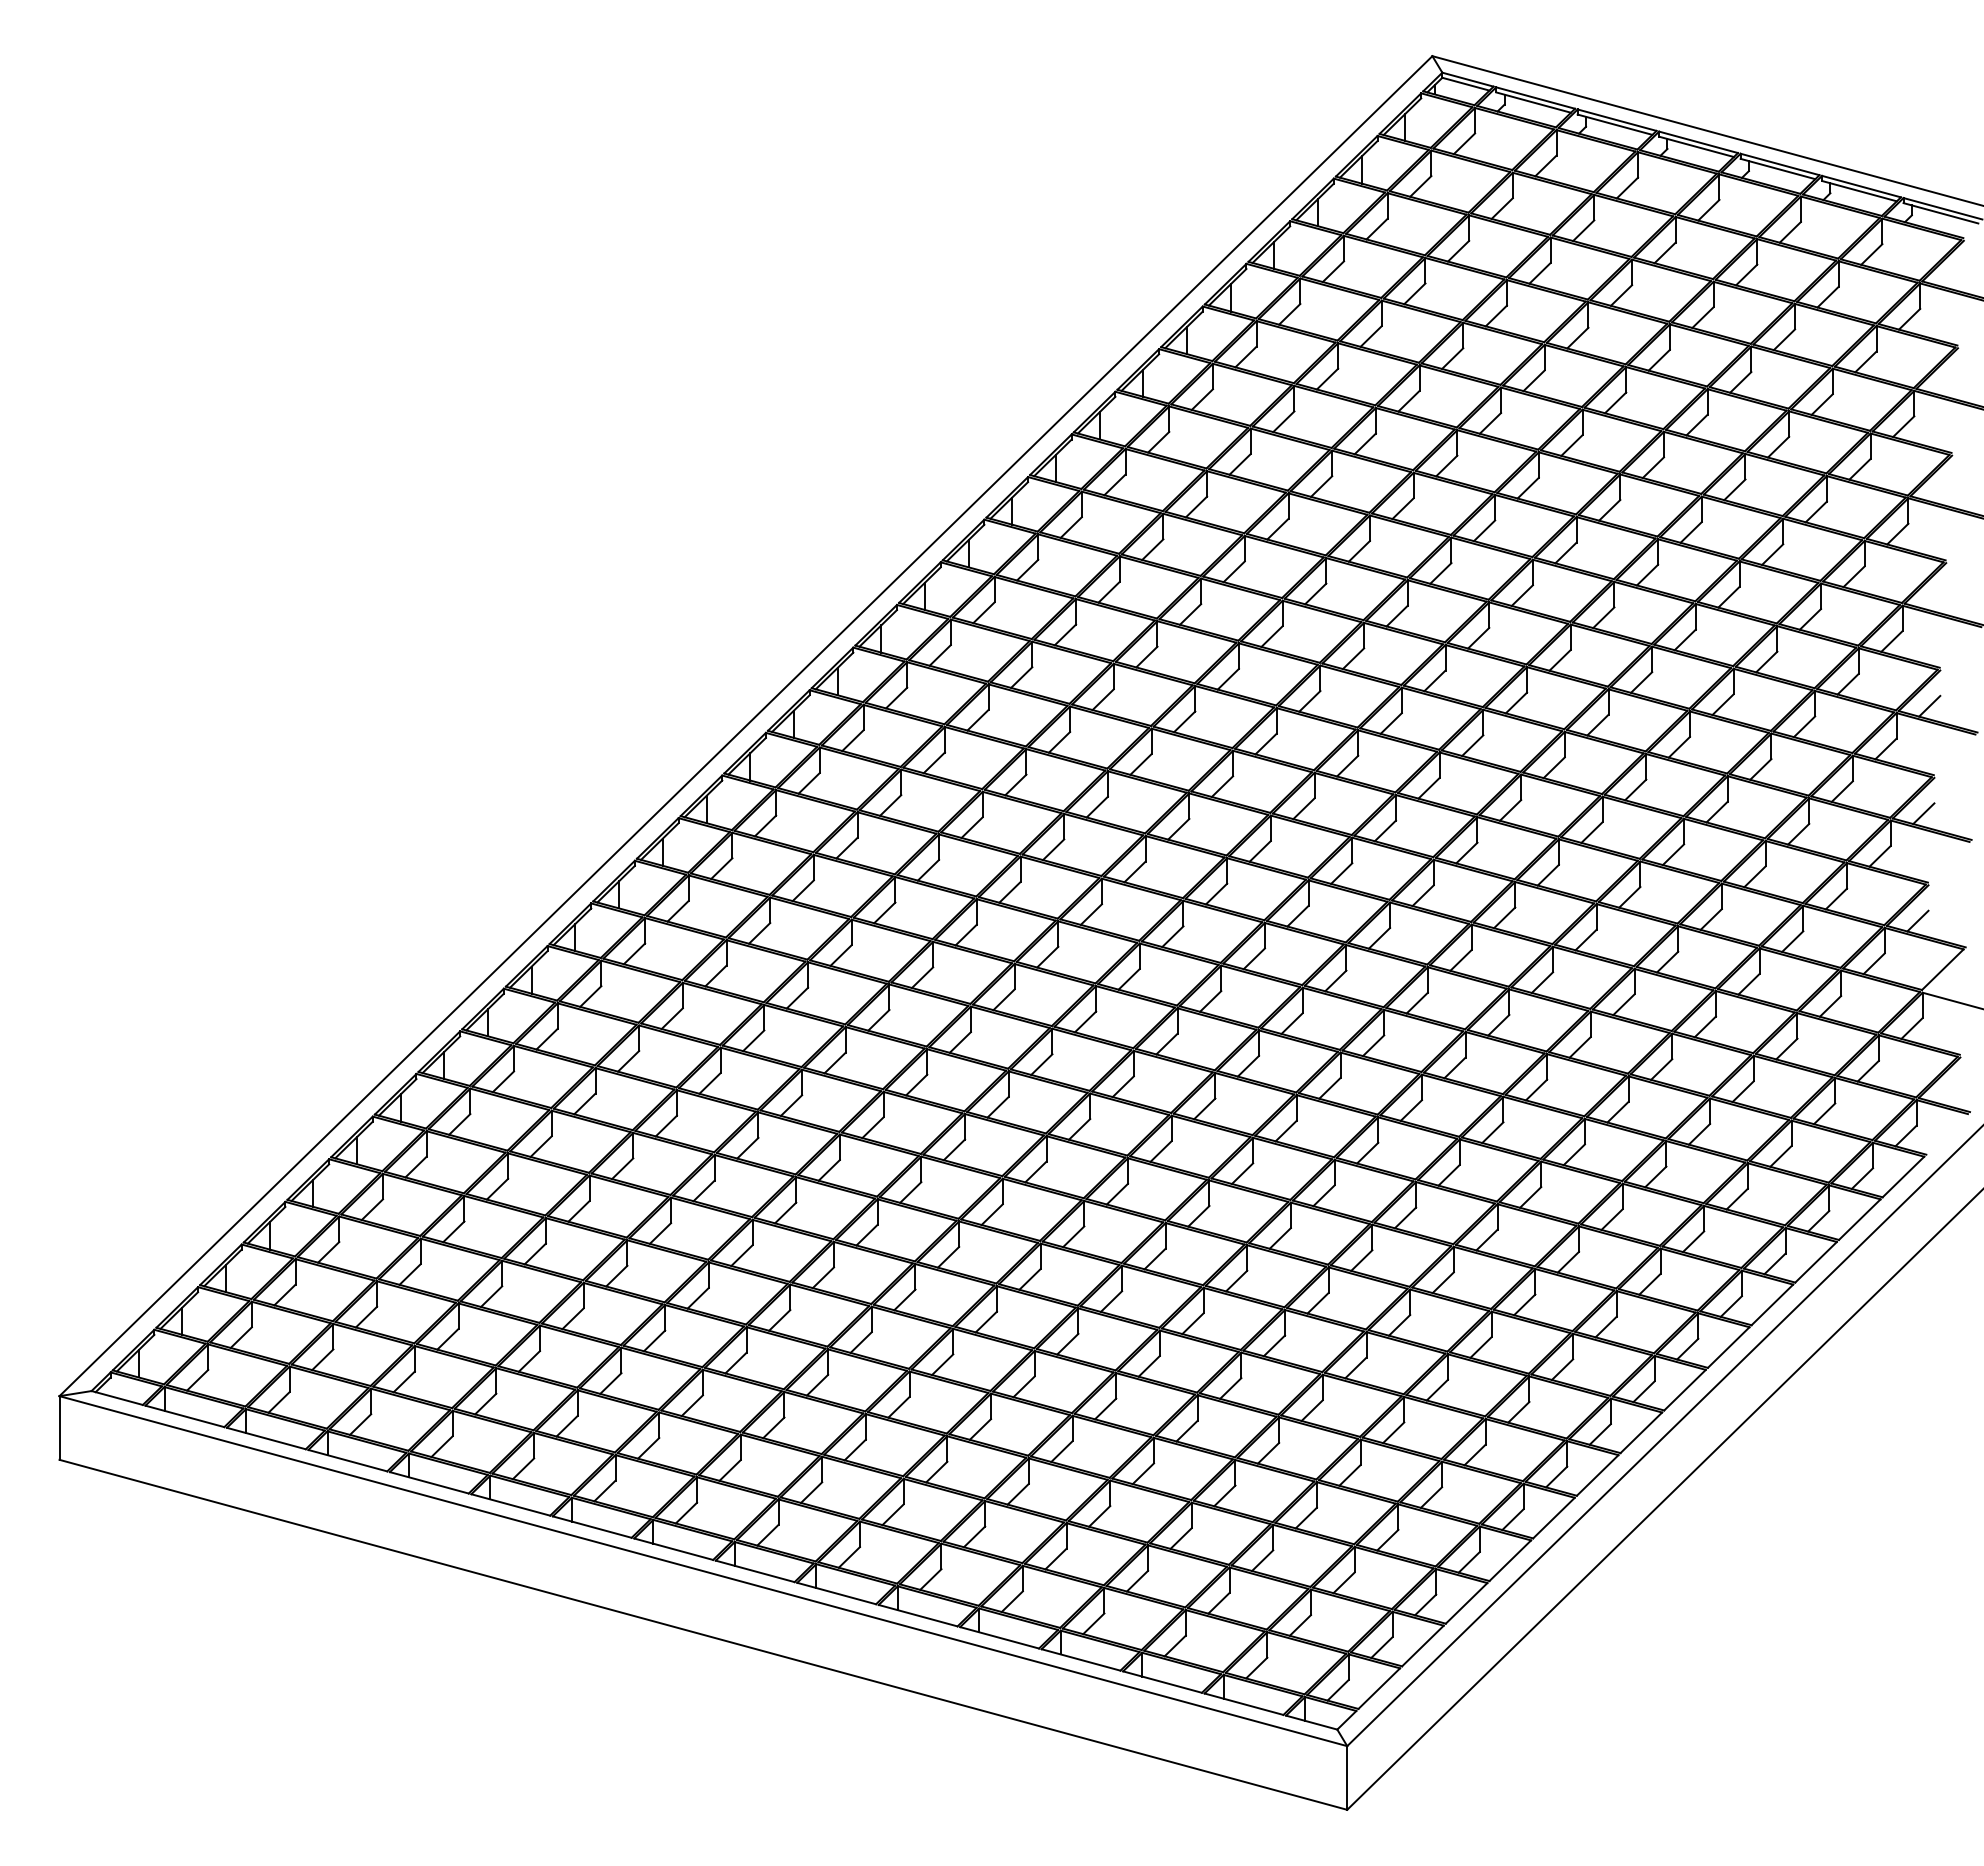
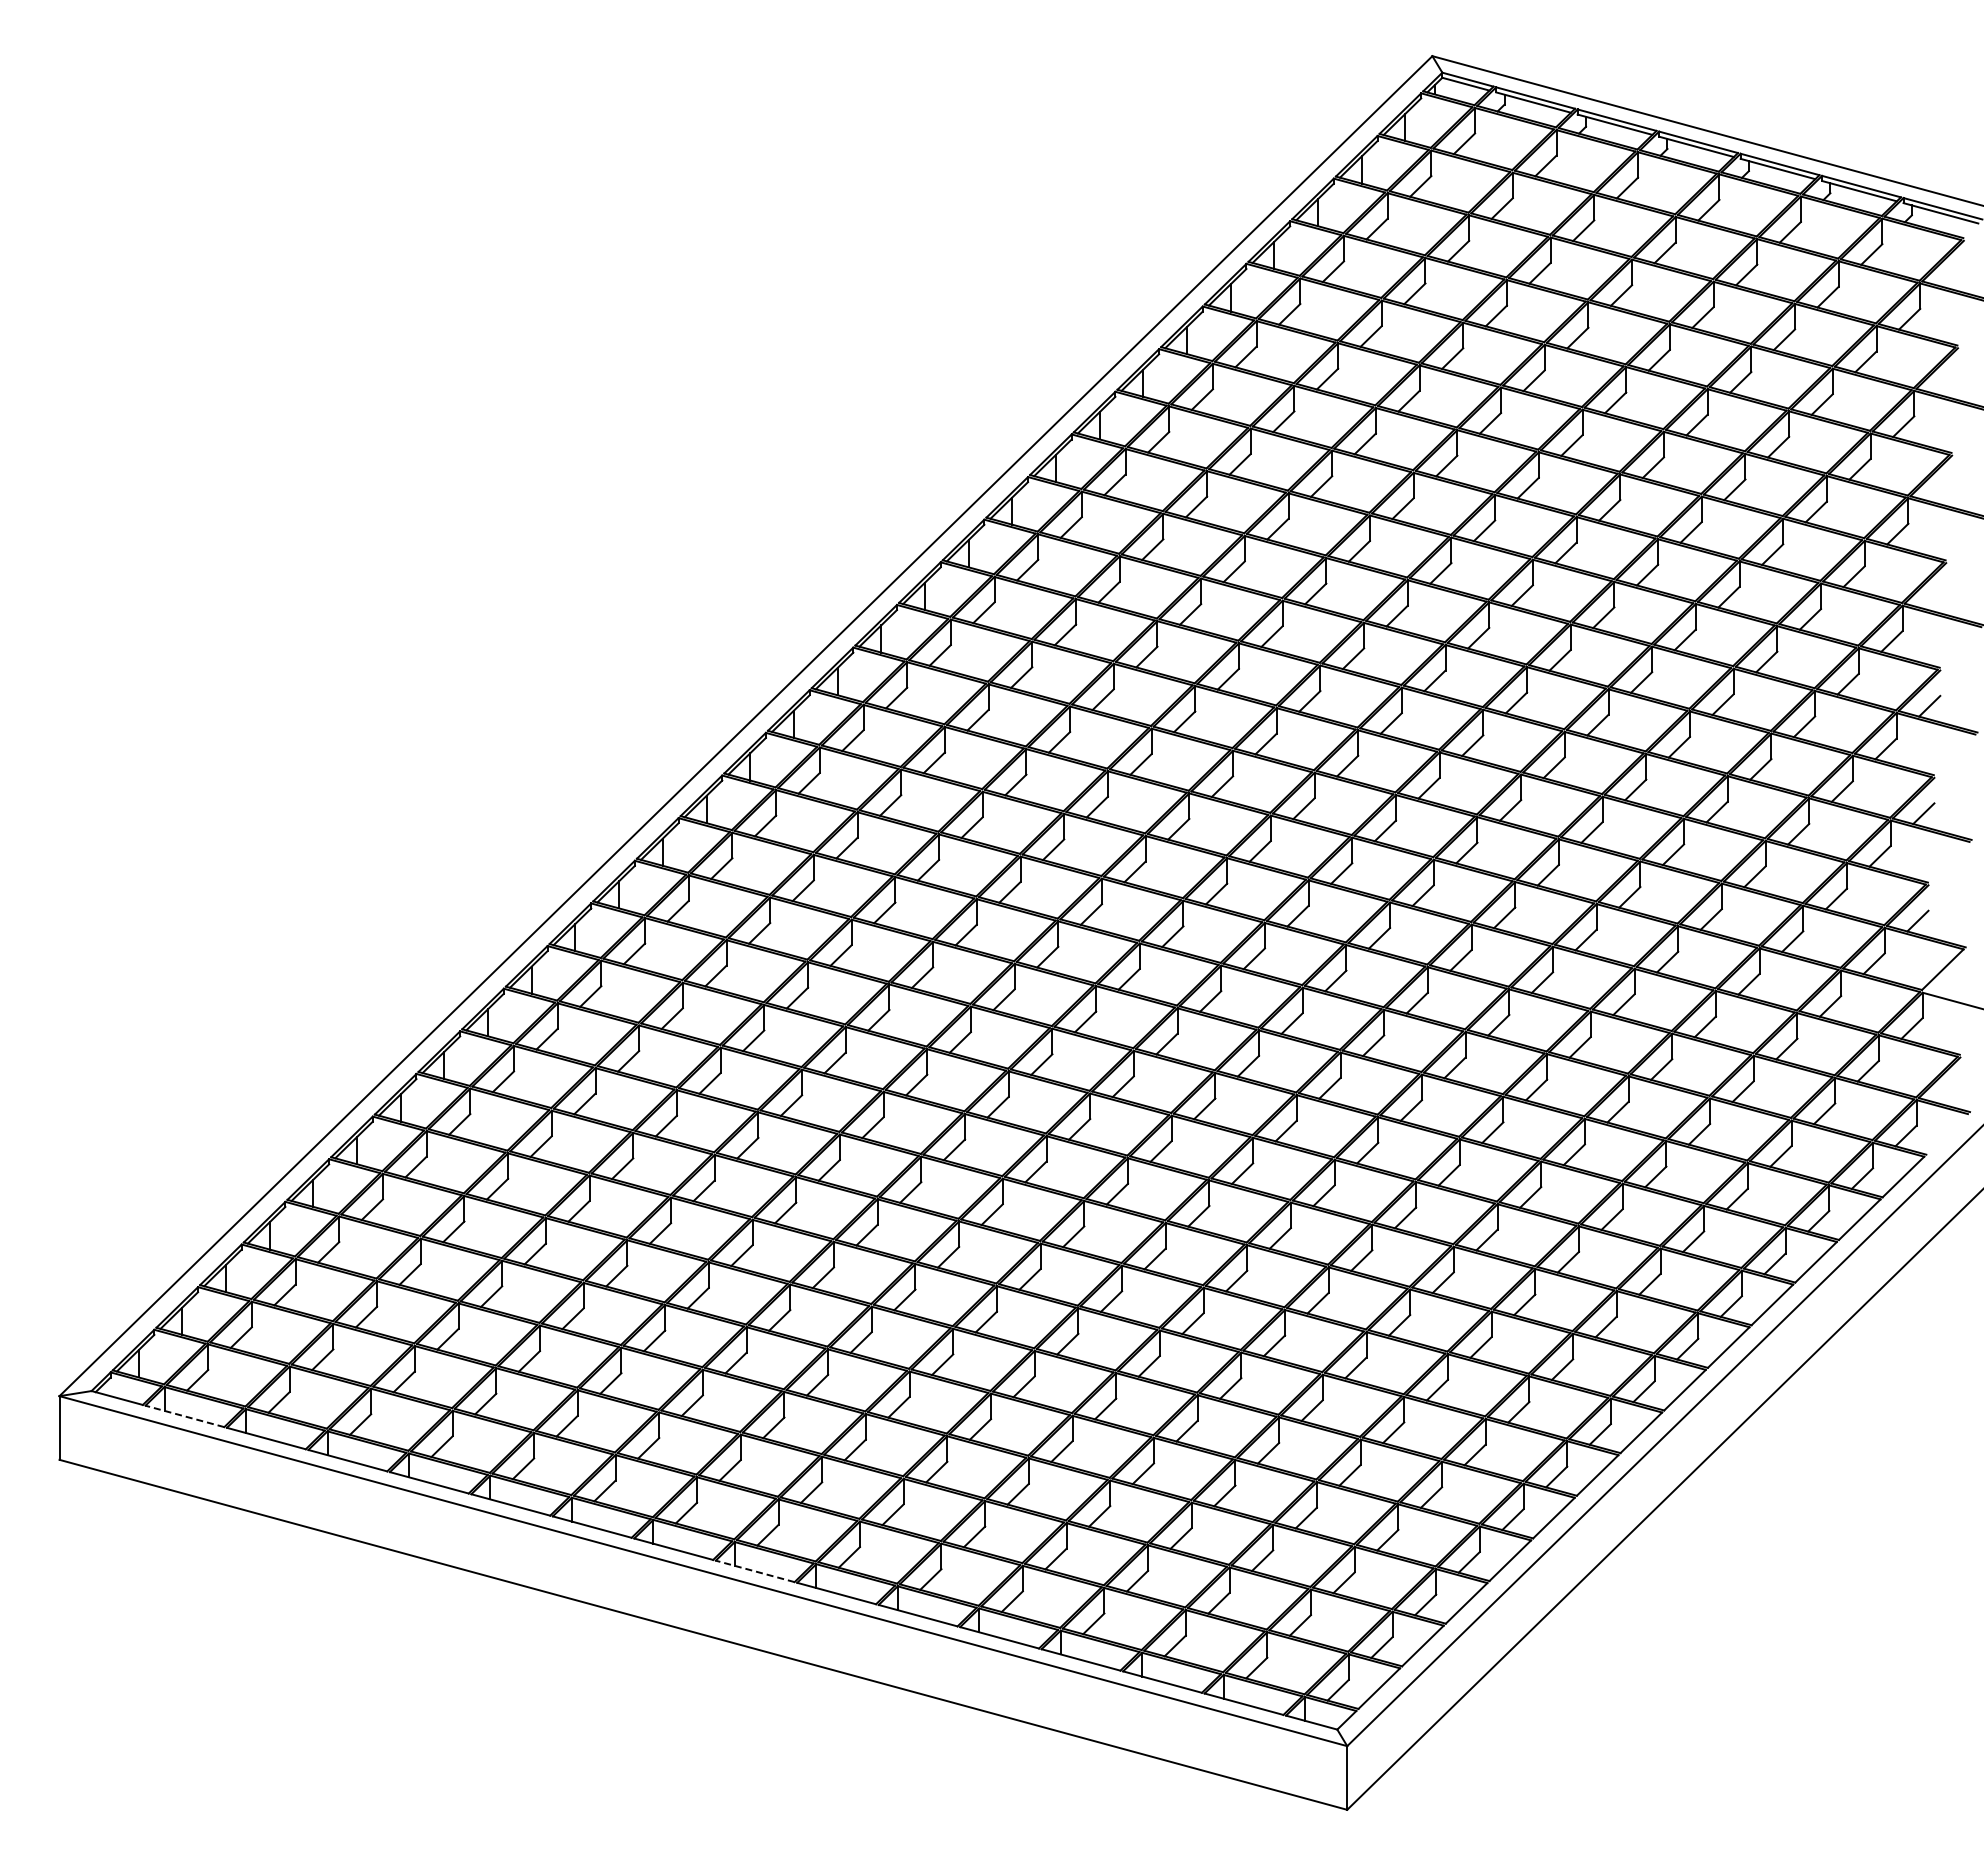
line: solid -> dashed (184, 1416)
line: solid -> dashed (755, 1571)
